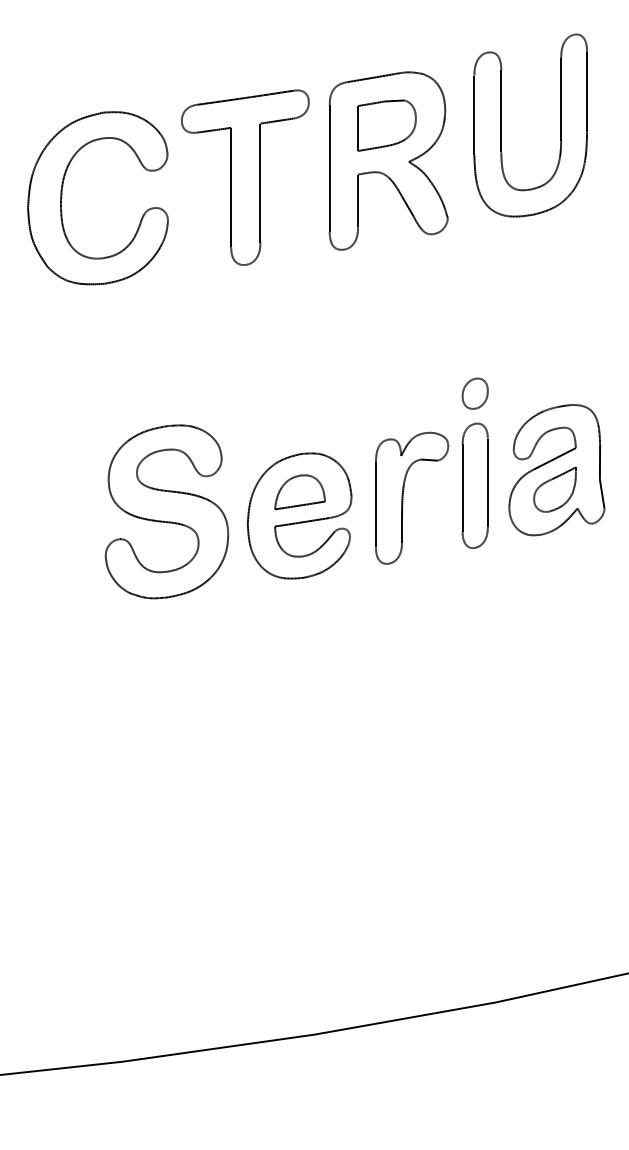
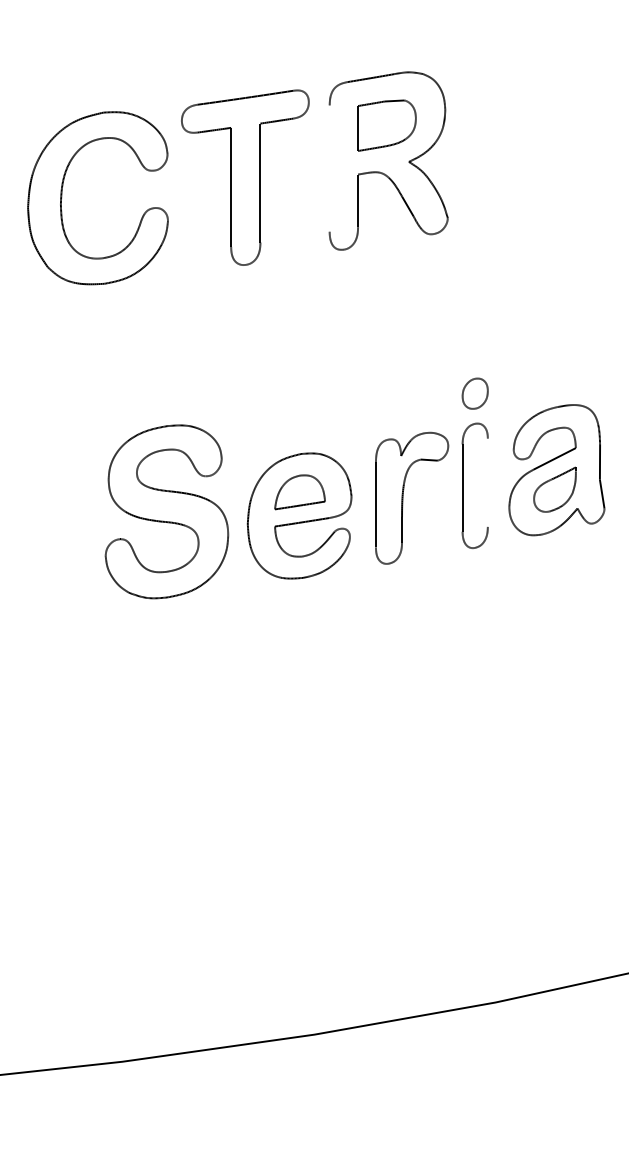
part: present -> none (501, 125)
line: present -> none (329, 168)
line: present -> none (487, 482)
